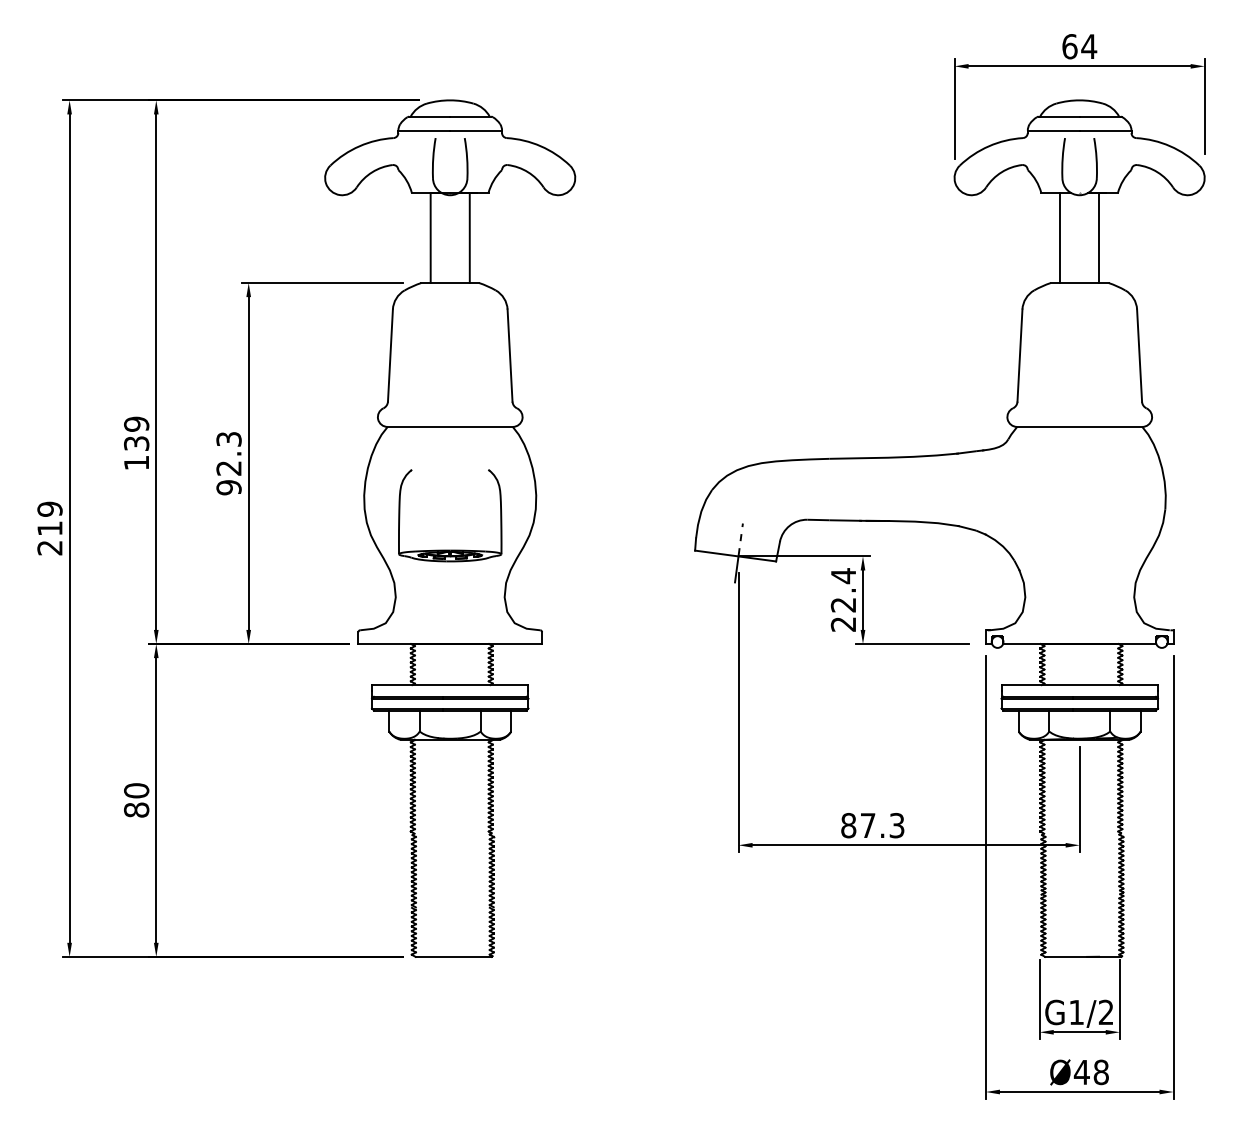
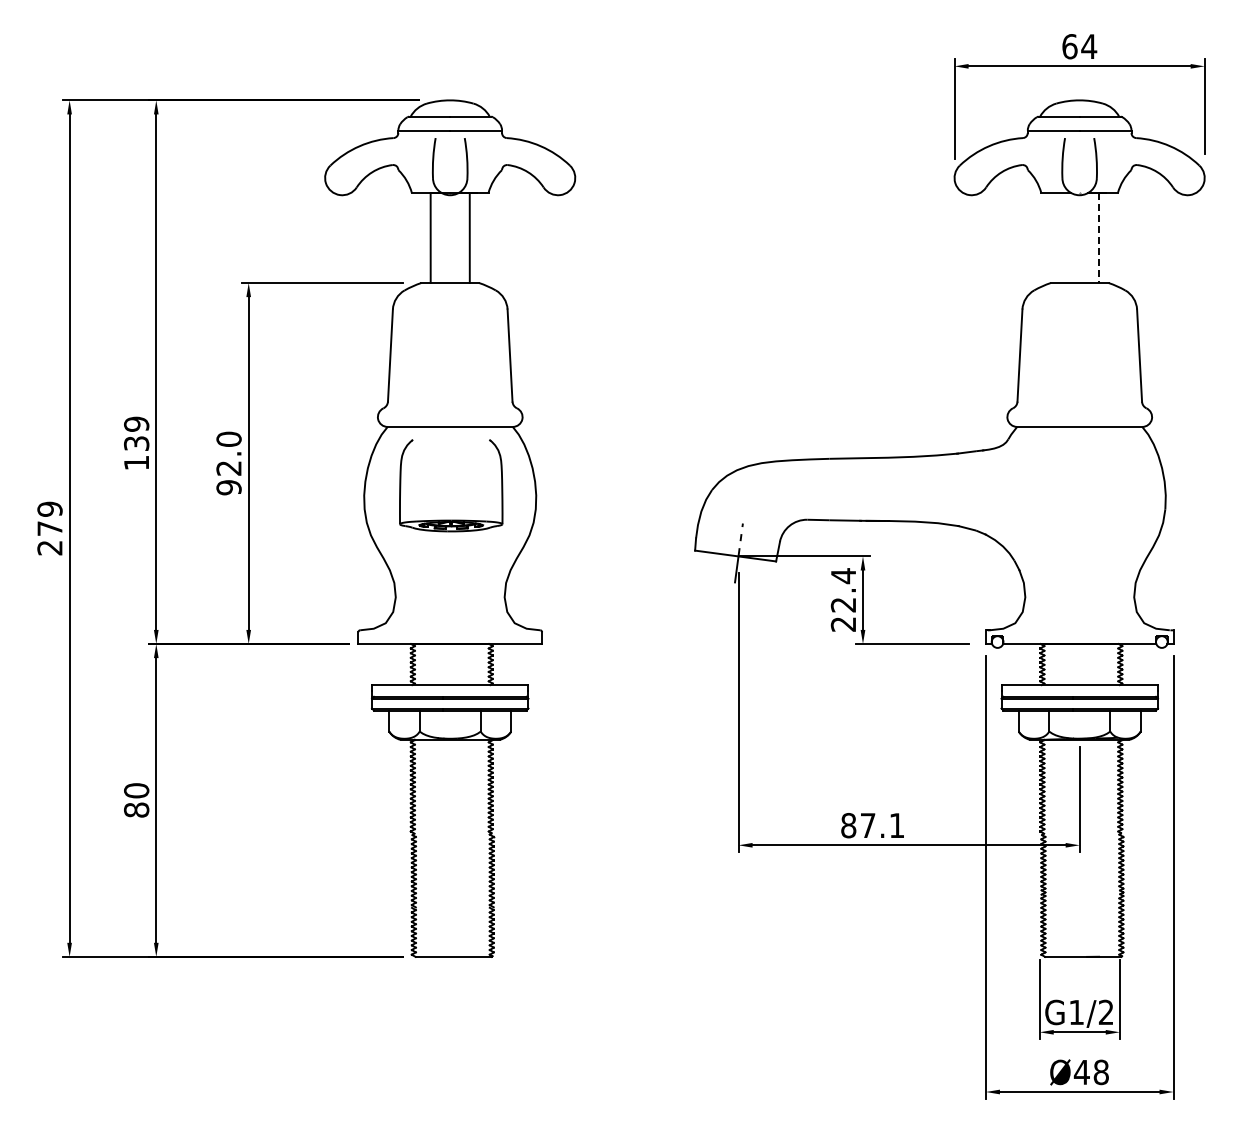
line: present -> none (1060, 238)
line: solid -> dashed (1099, 238)
text: 92.3 -> 92.0 (228, 438)
text: 219 -> 279 (49, 528)
part position: (450, 549) -> (451, 519) (451, 519)
text: 87.3 -> 87.1 (896, 825)
